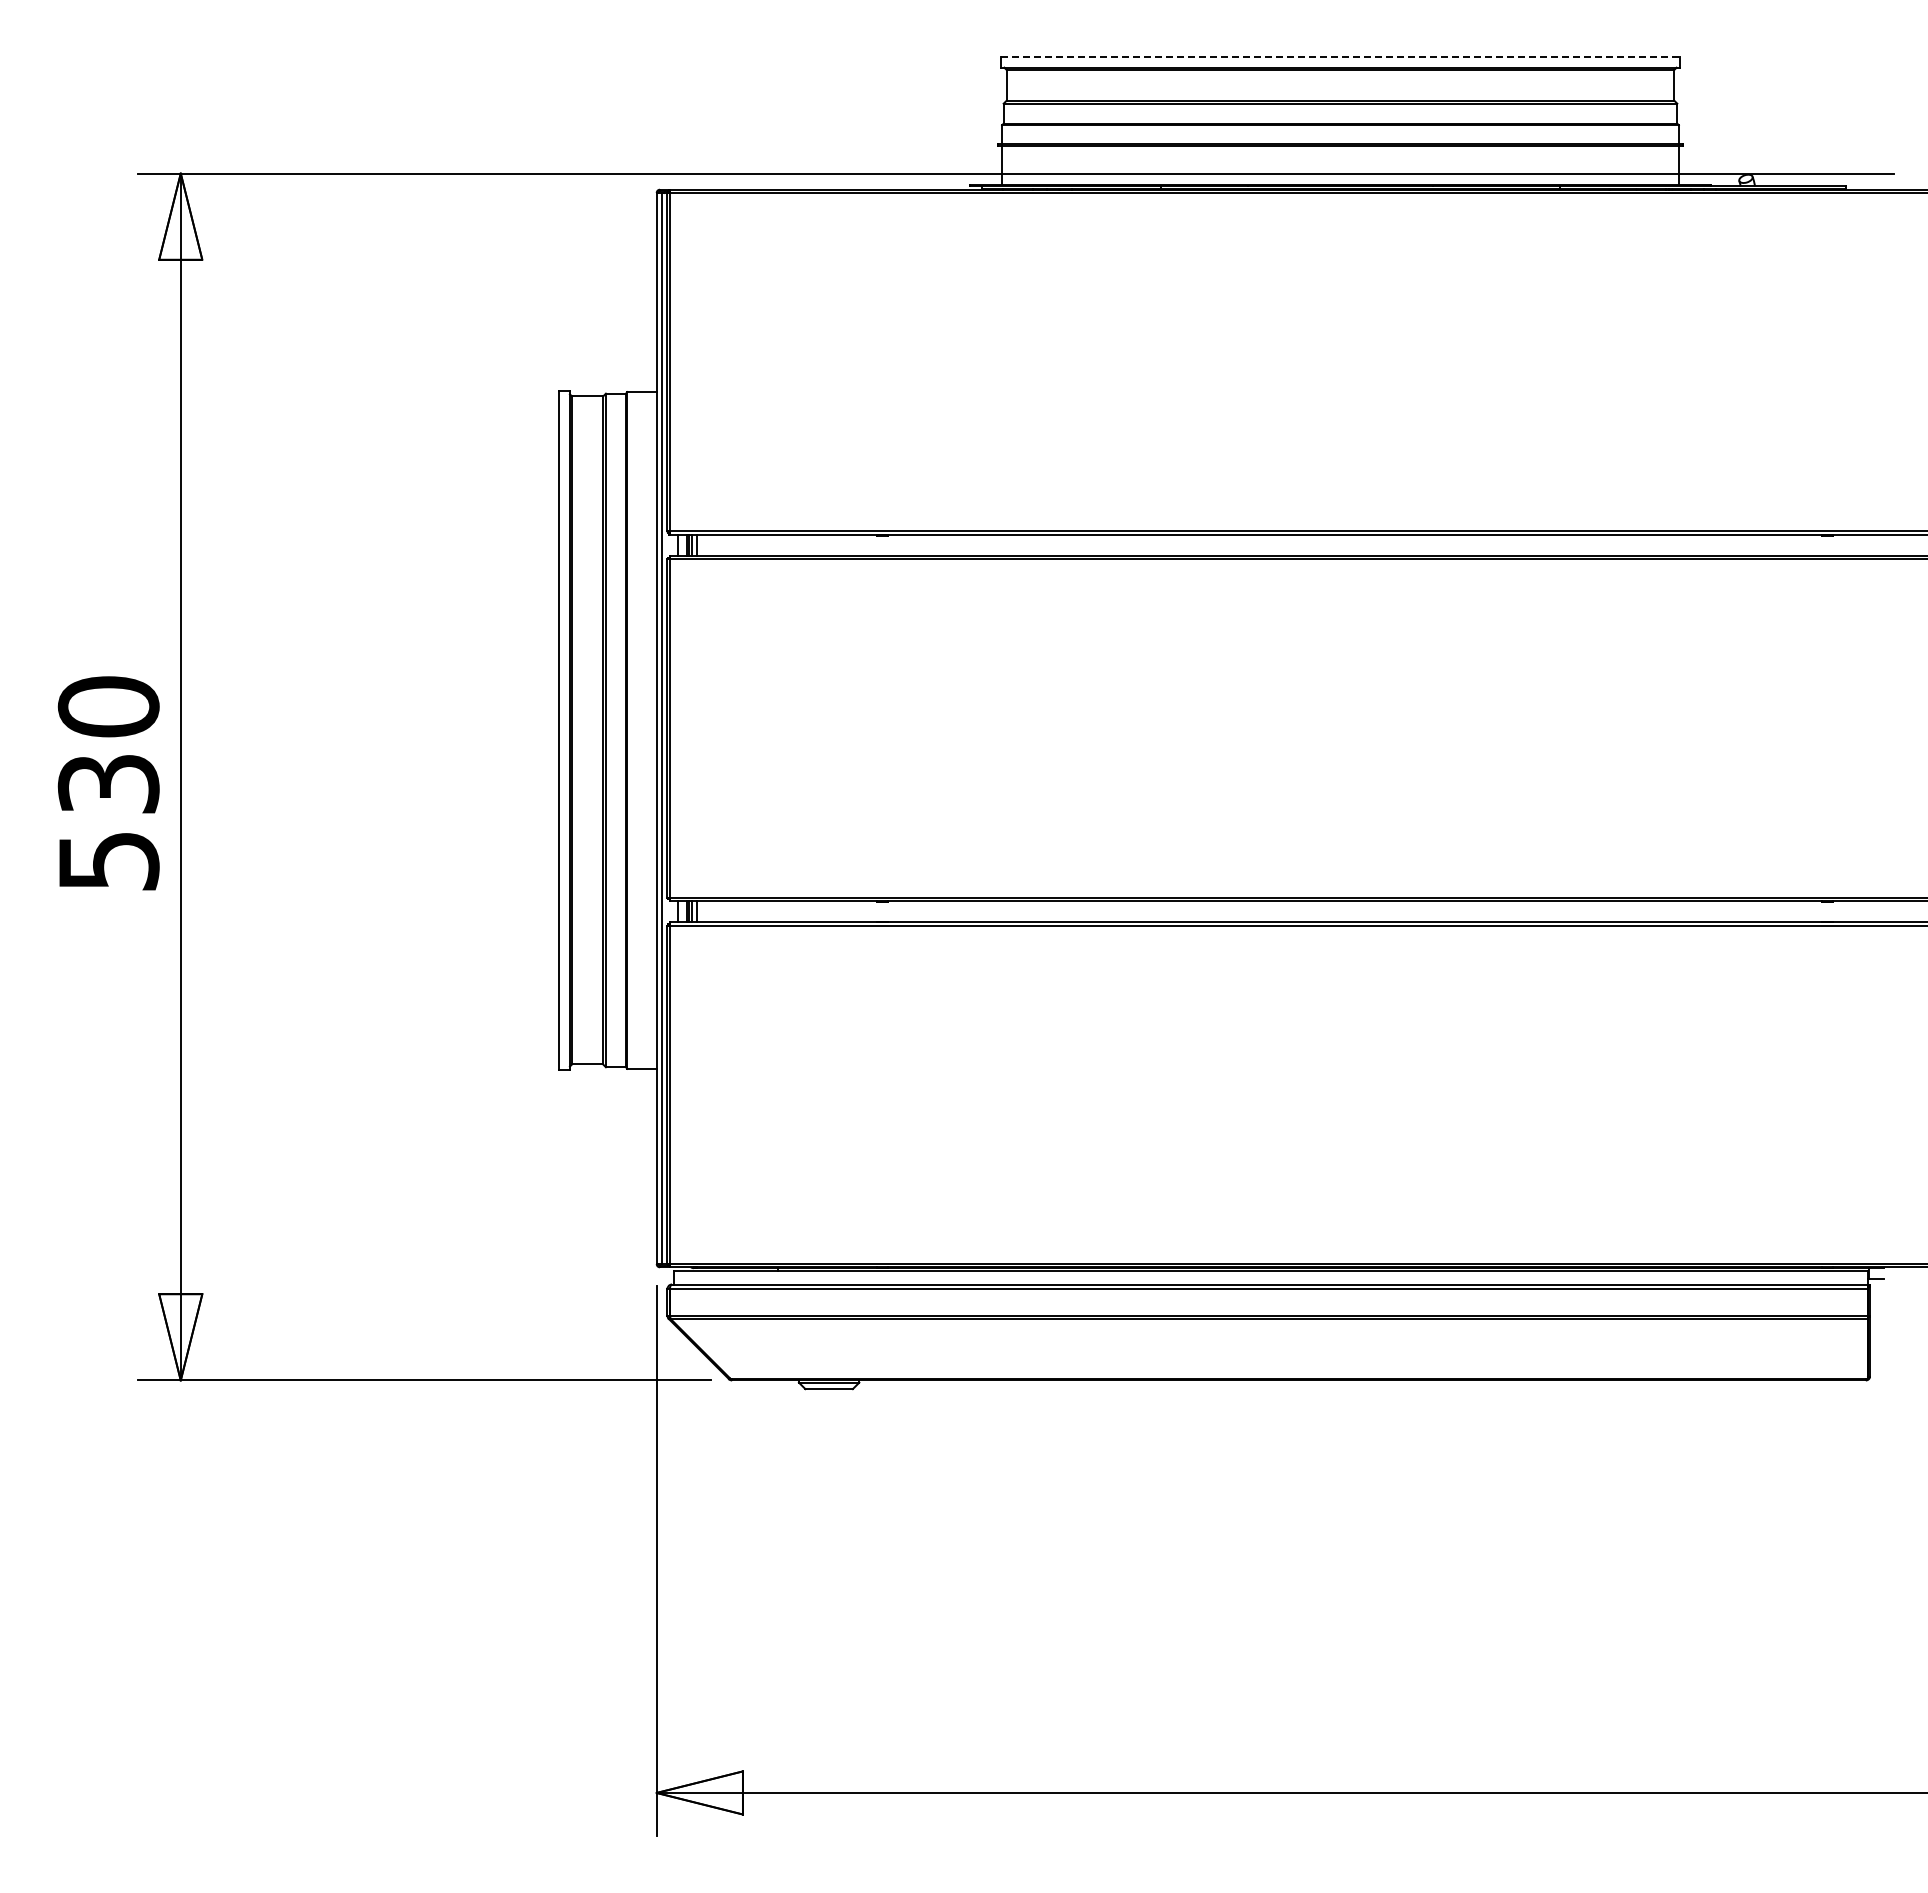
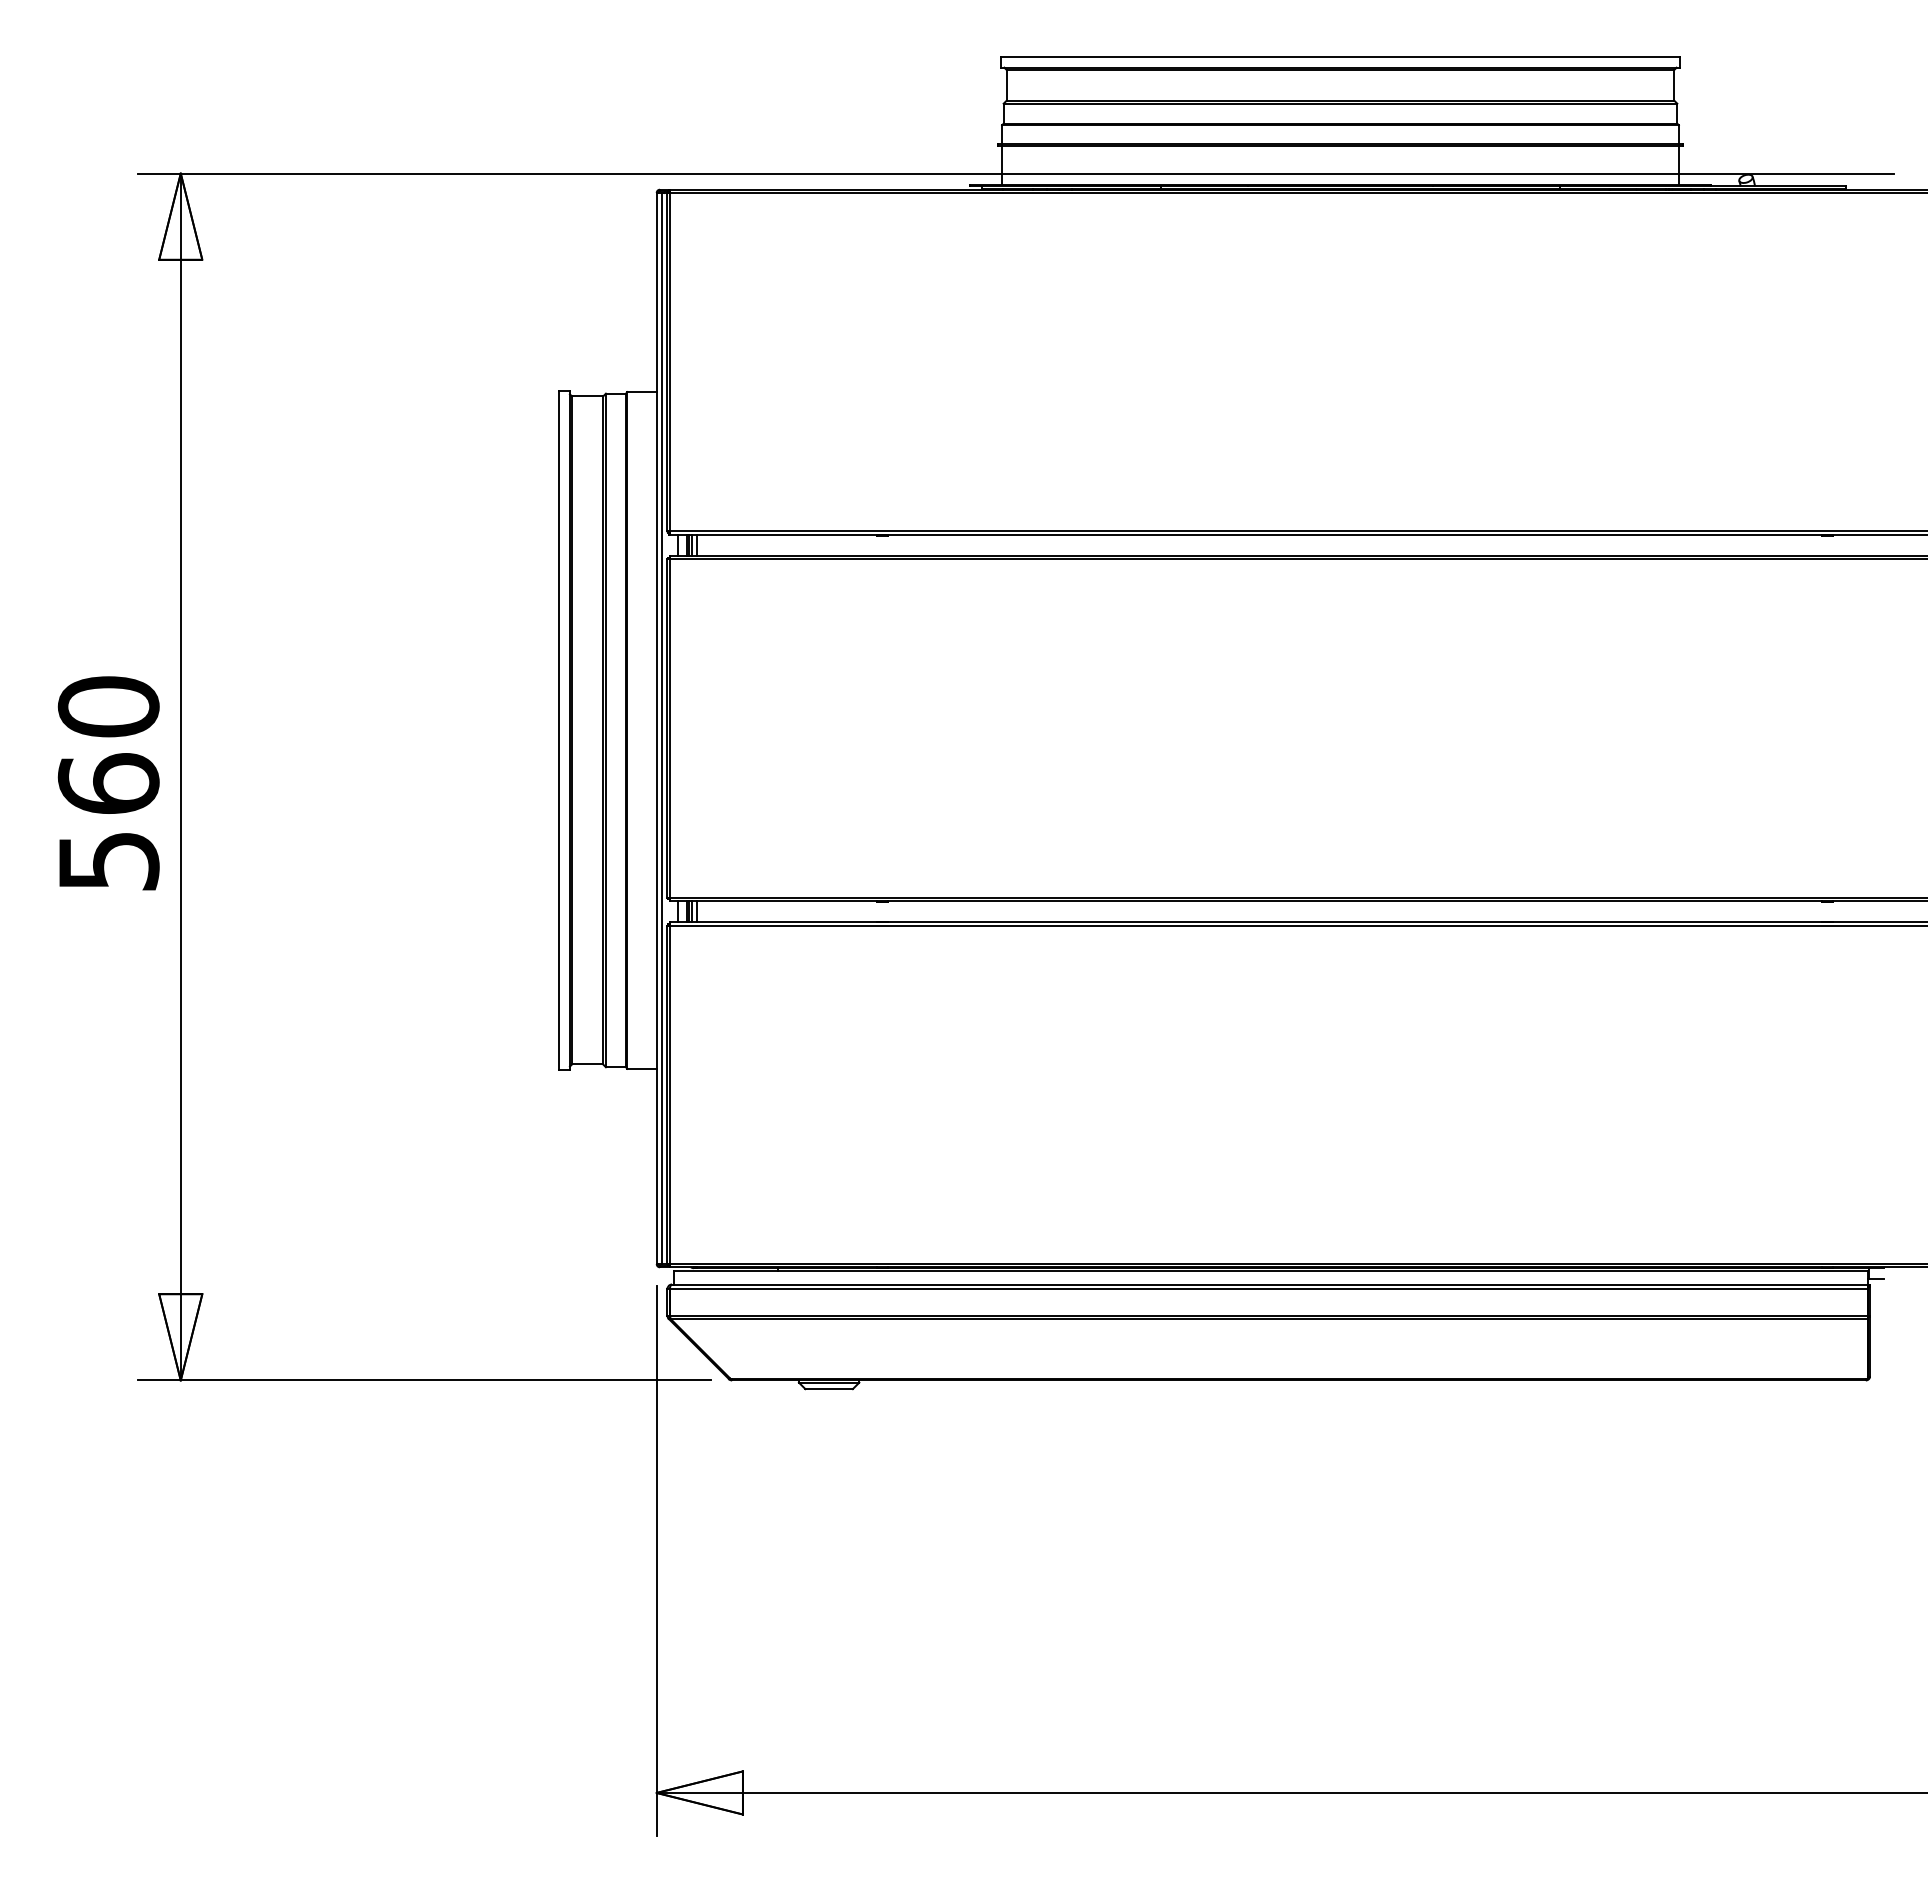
line: dashed -> solid (1340, 56)
text: 530 -> 560 (108, 783)
